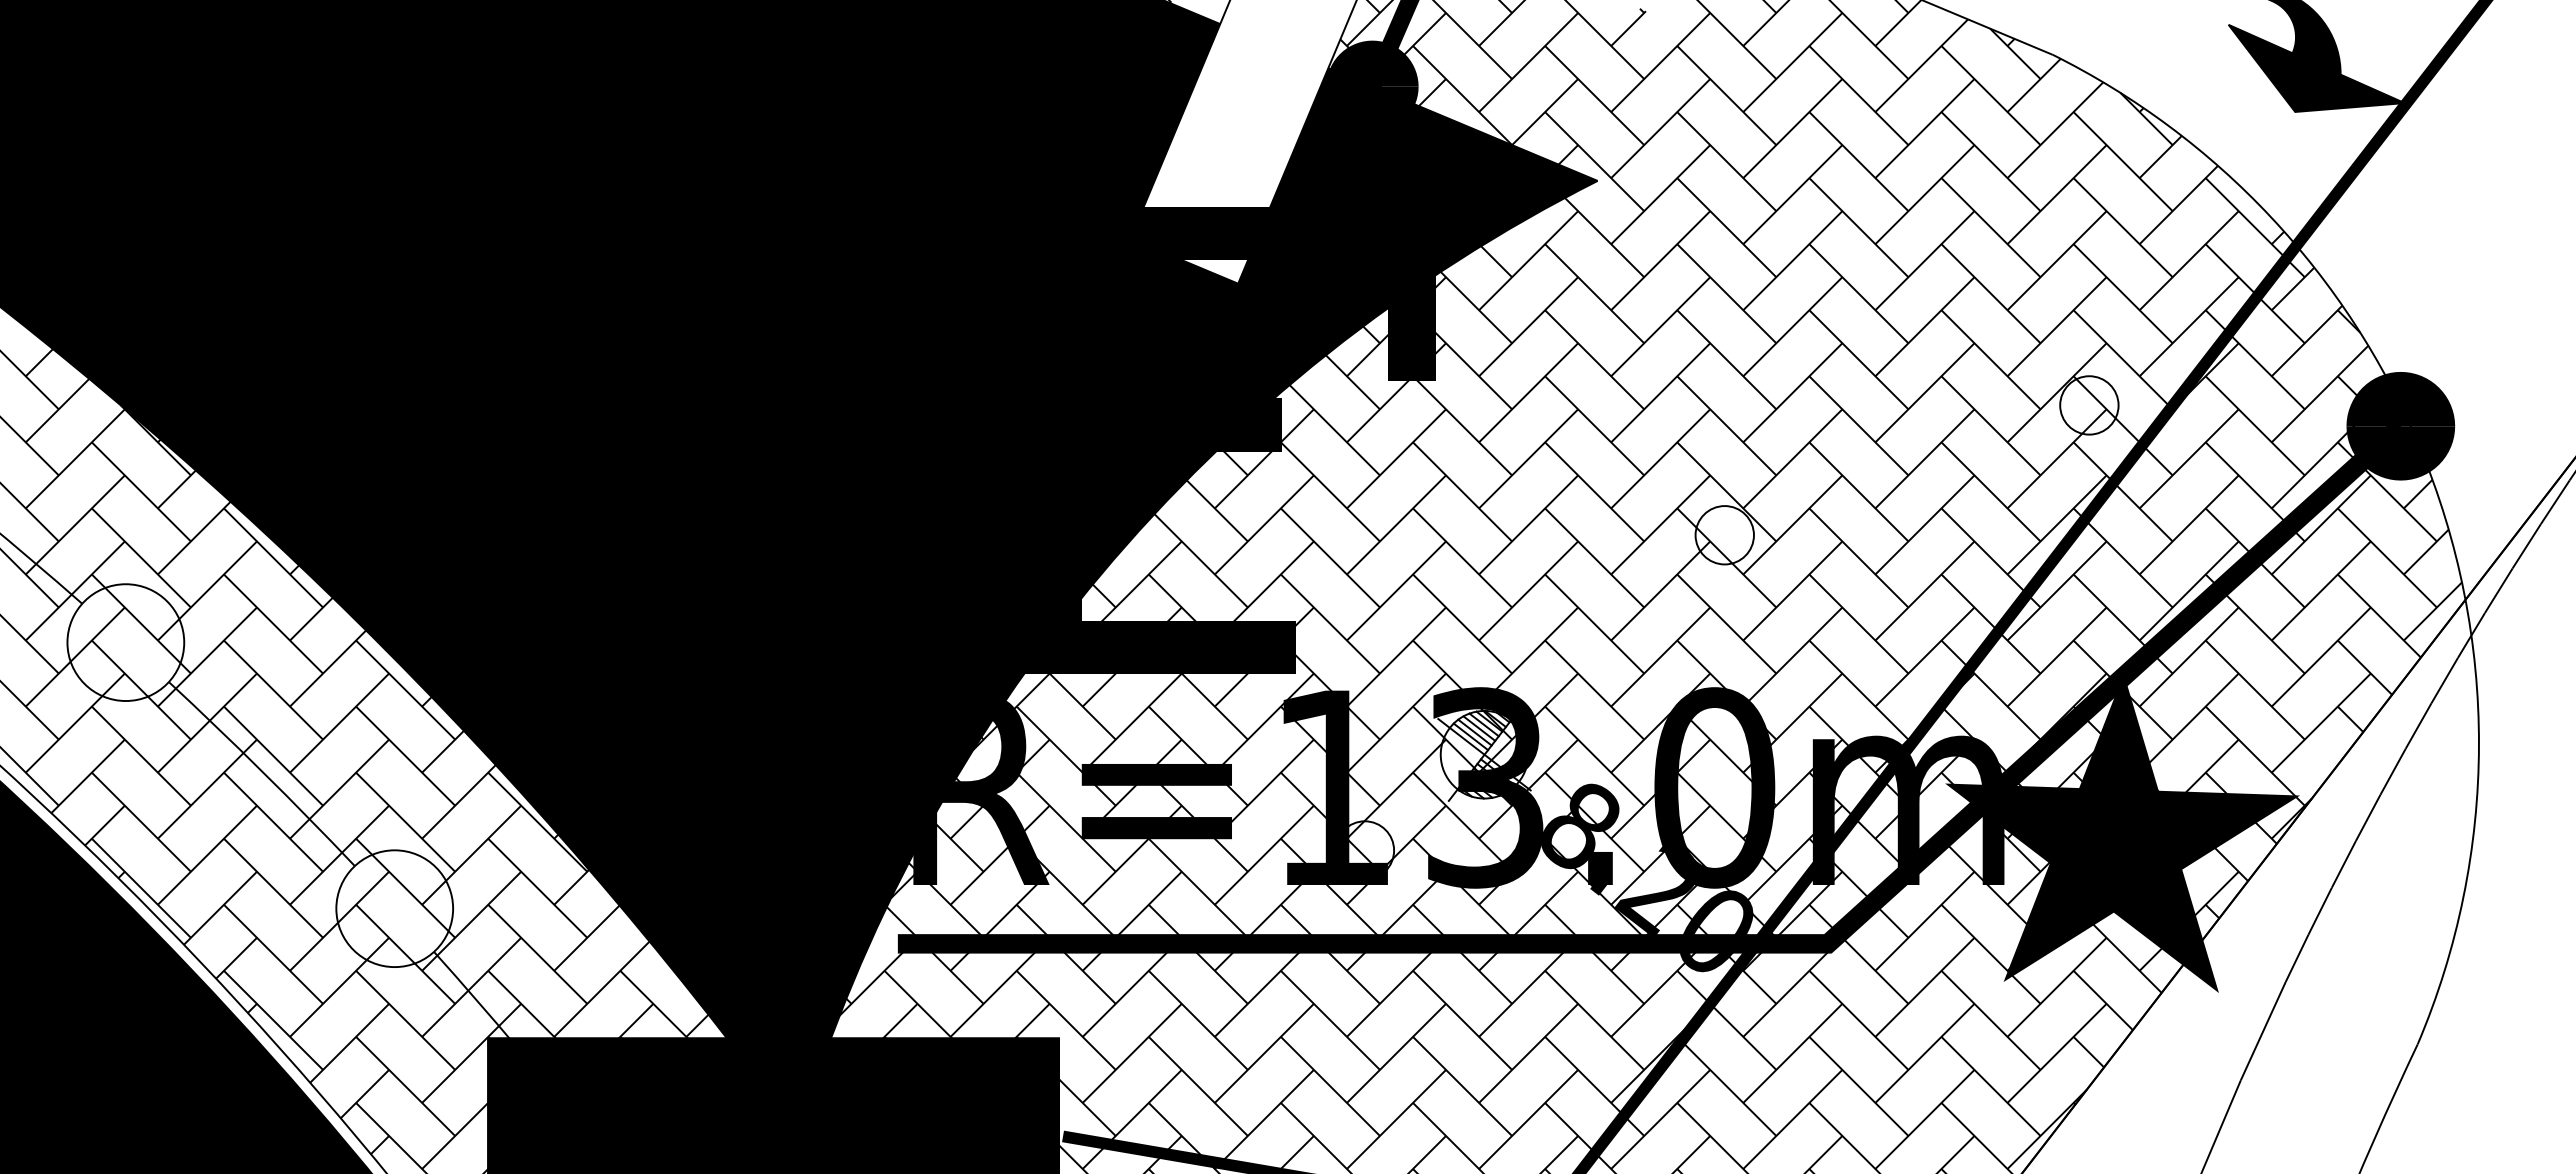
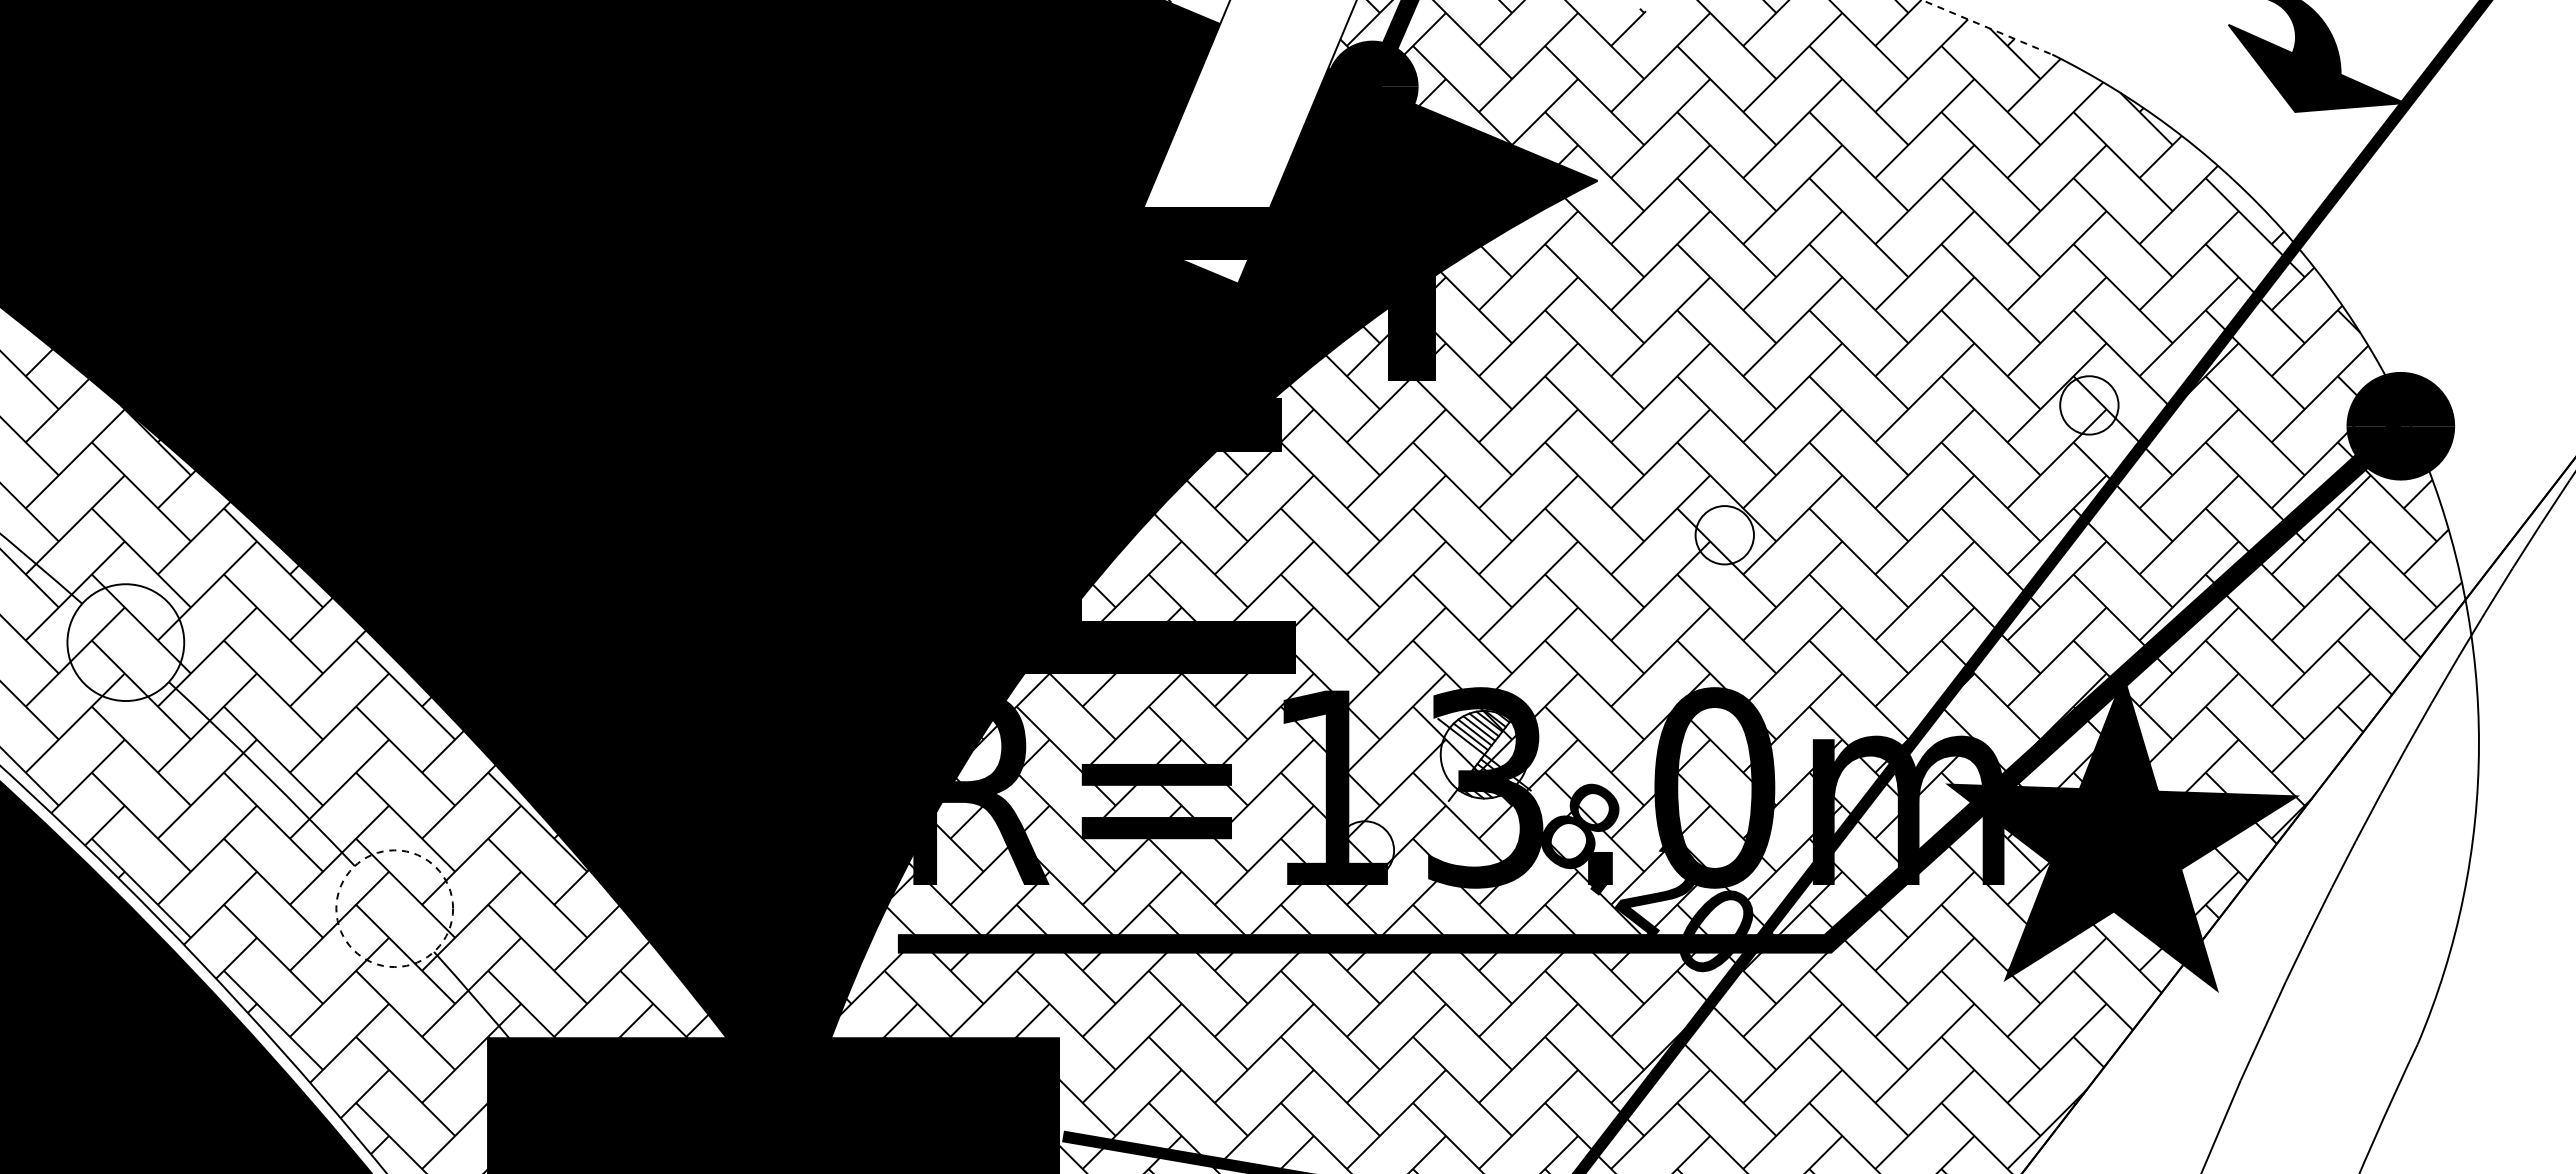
line: solid -> dashed (1987, 27)
circle: solid -> dashed (394, 908)
